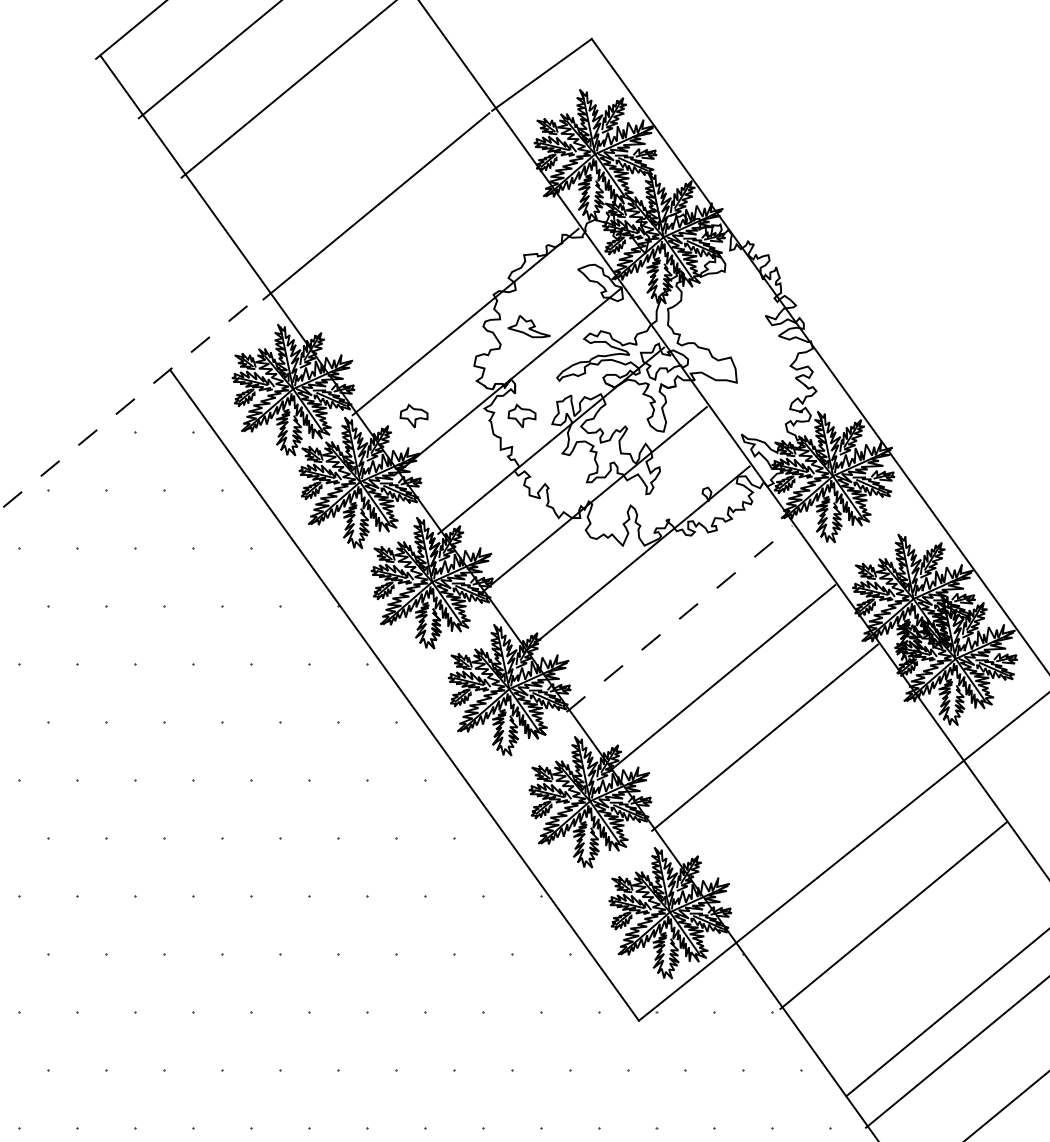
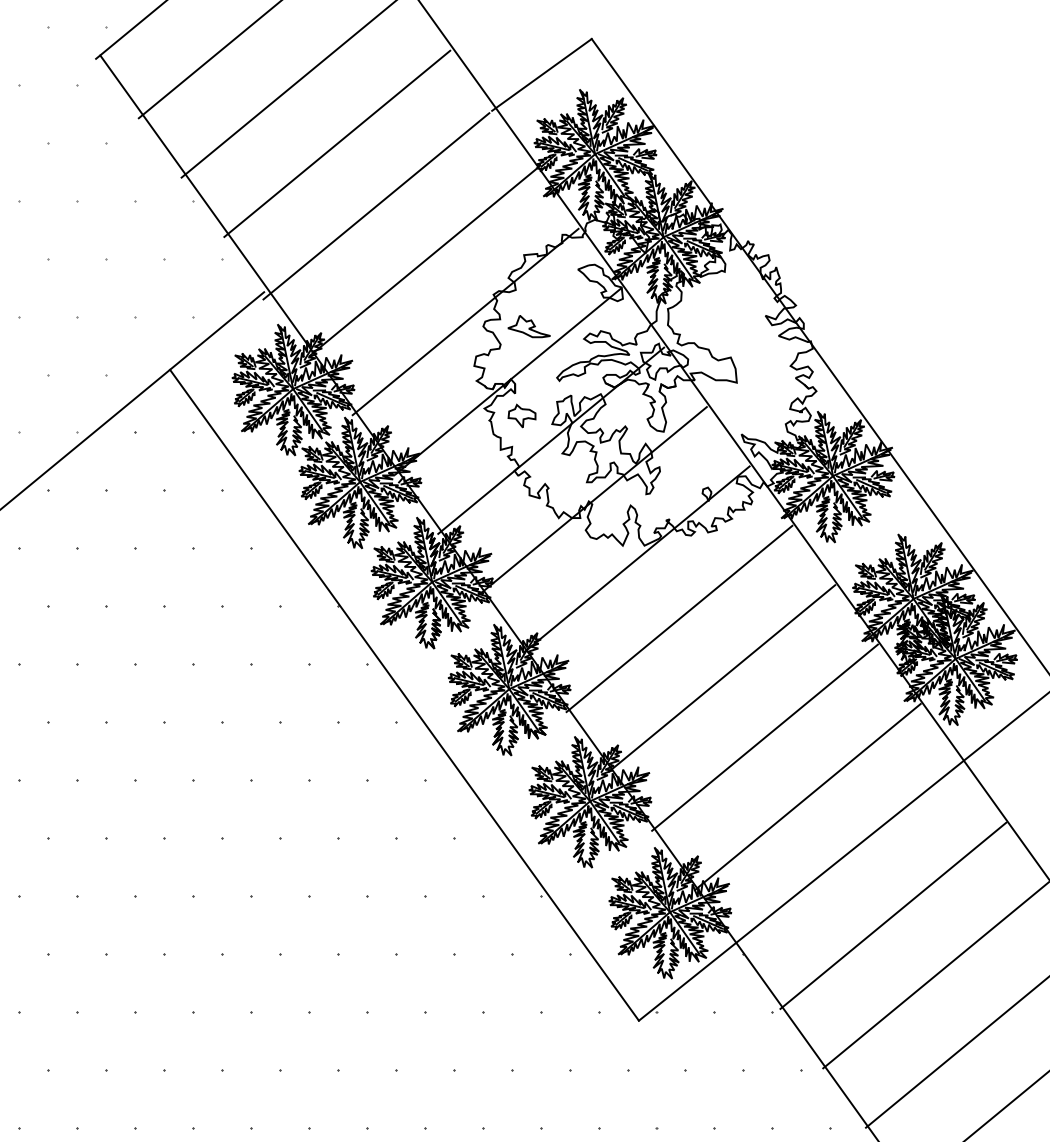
line: none -> present (337, 143)
hatch: none -> present (119, 229)
line: none -> present (422, 262)
line: dashed -> solid (132, 400)
part: present -> none (413, 415)
line: dashed -> solid (679, 618)
line: none -> present (807, 796)
line position: (946, 1013) -> (934, 976) (934, 976)
